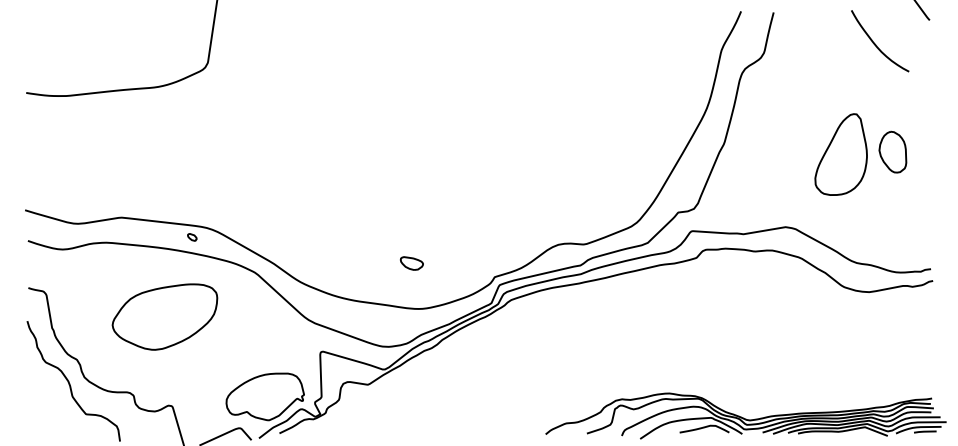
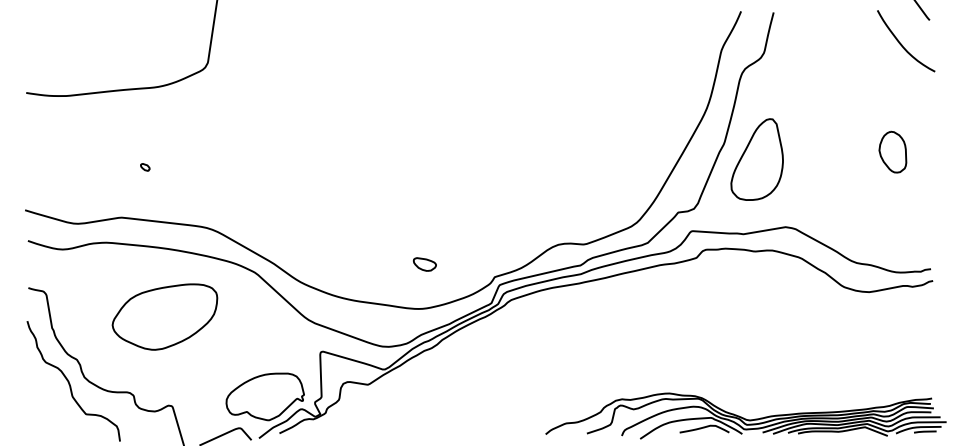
curve position: (876, 44) -> (902, 44) (902, 44)
part position: (840, 154) -> (756, 159) (756, 159)
part position: (192, 237) -> (145, 167) (145, 167)
part position: (411, 263) -> (424, 264) (424, 264)
